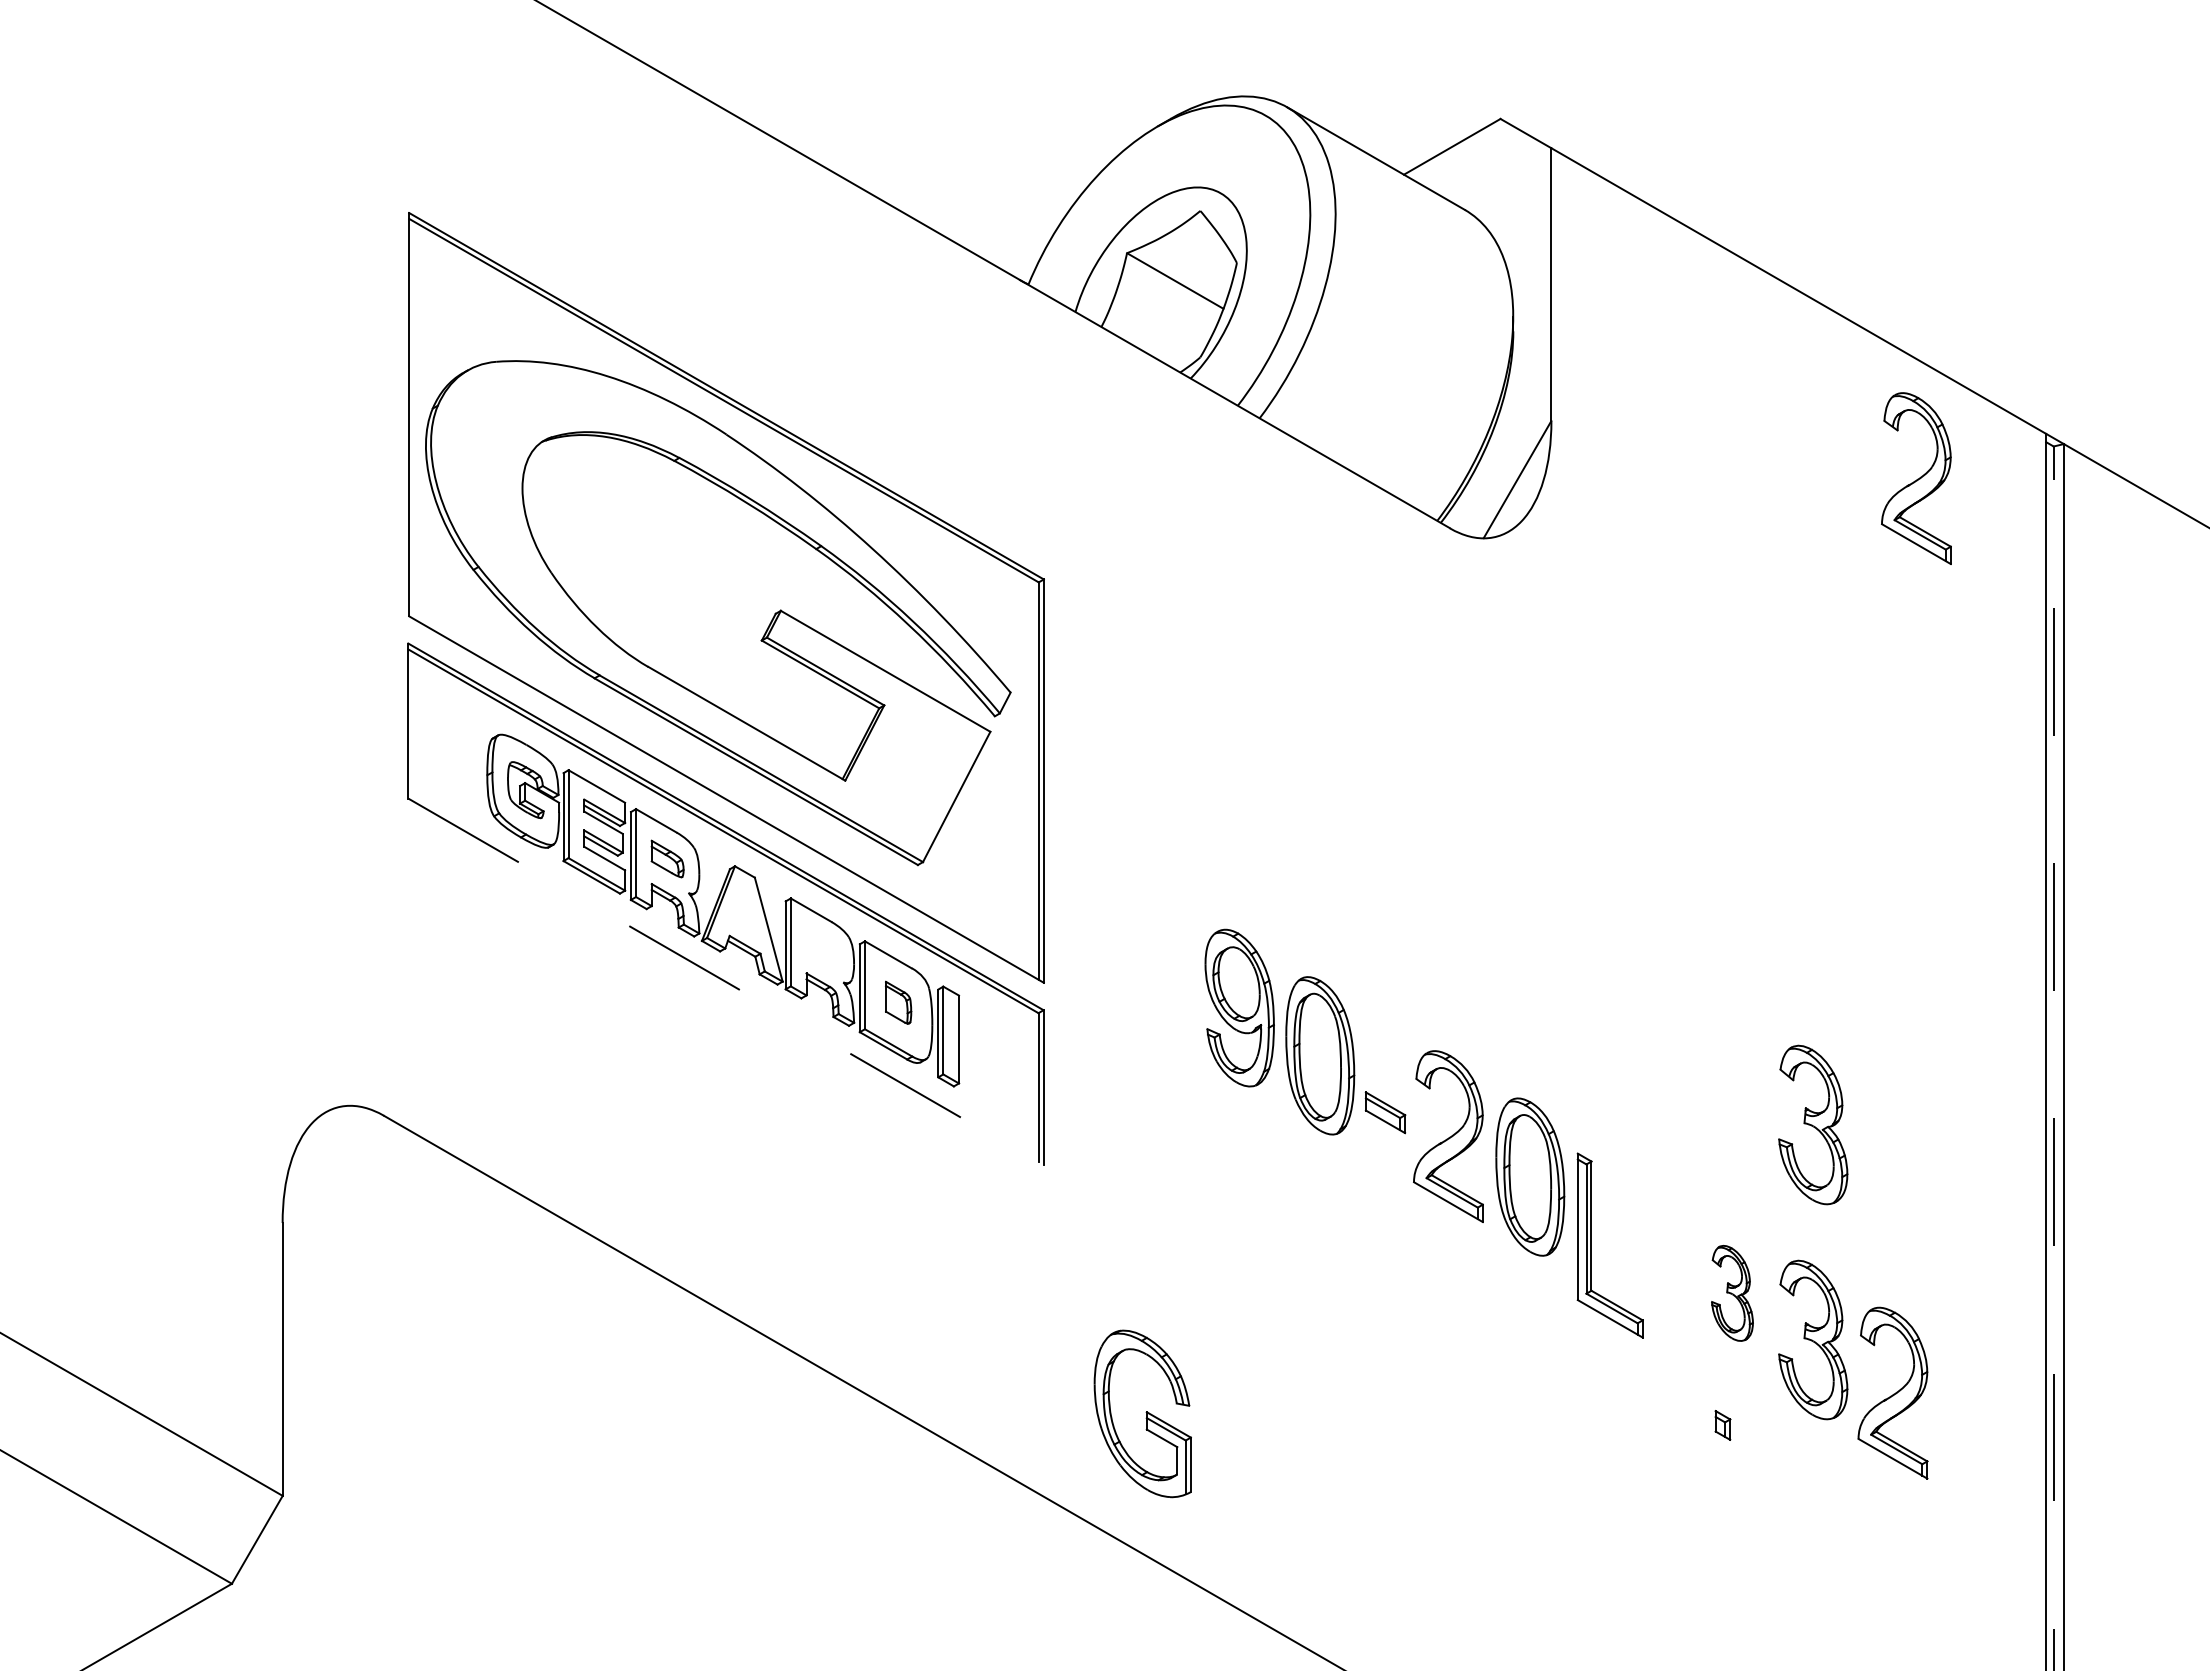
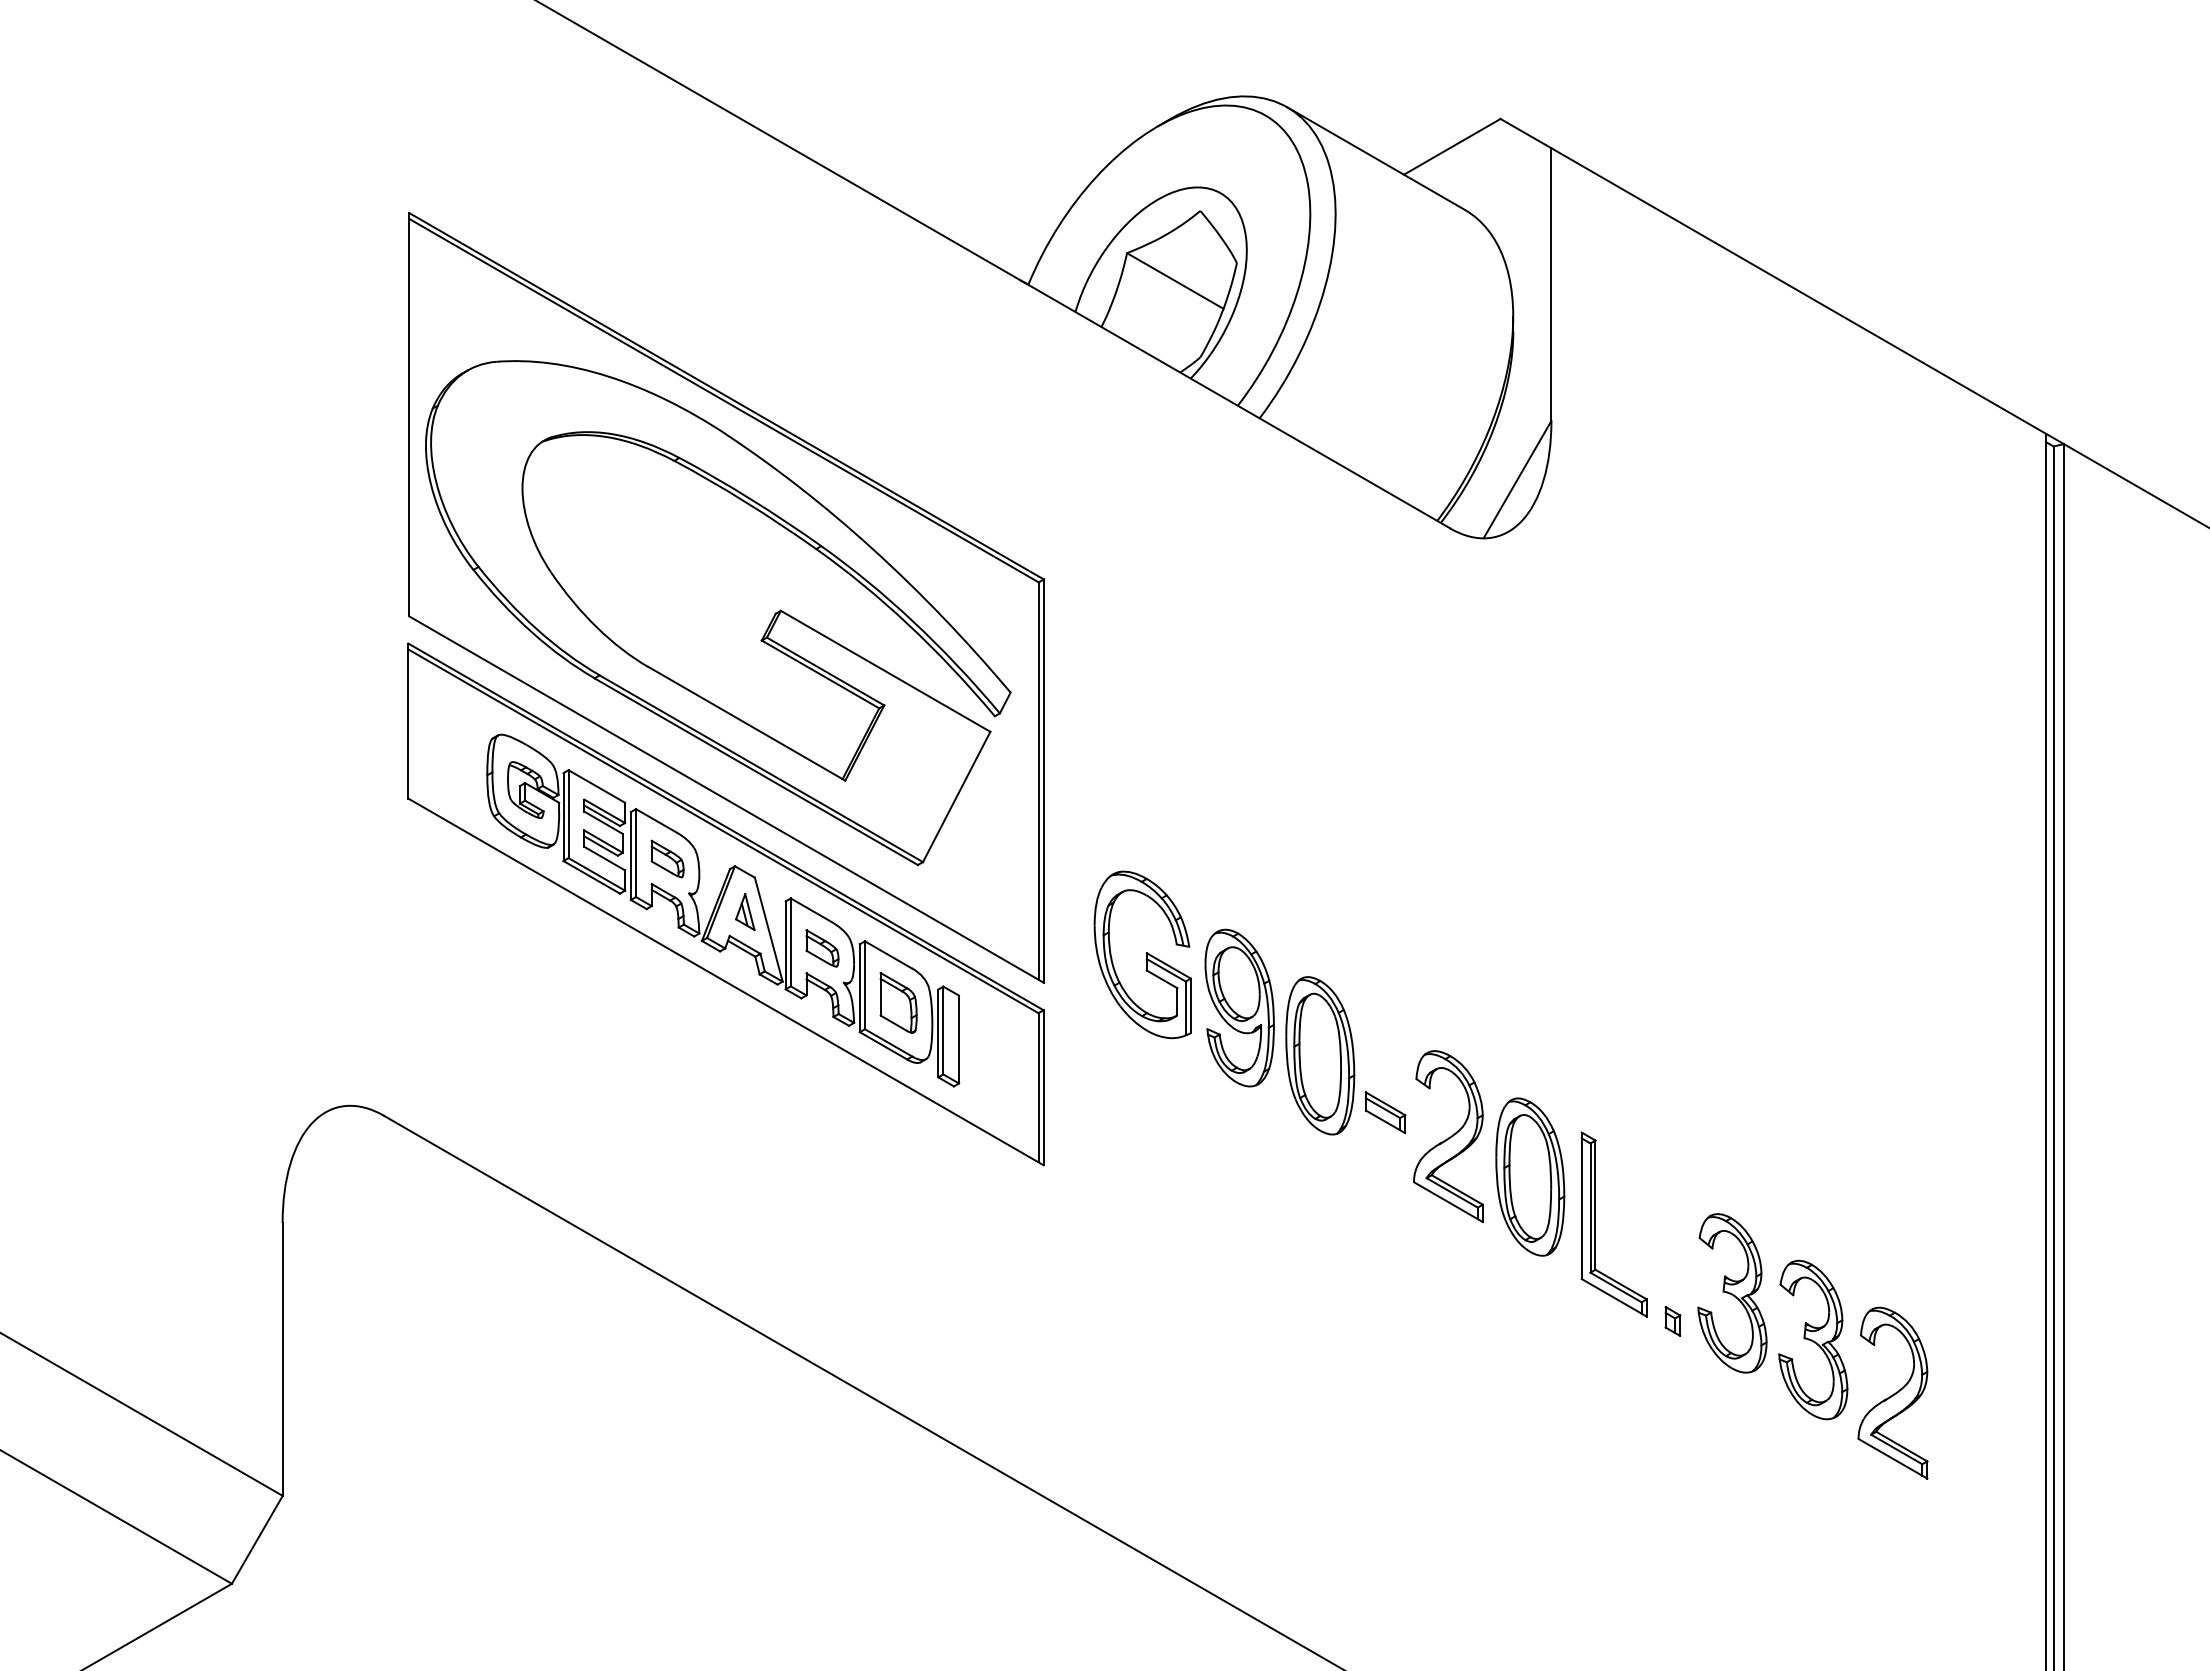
part: present -> none (1916, 478)
part: none -> present (745, 911)
part: none -> present (822, 948)
line: dashed -> solid (725, 981)
part size: 28x45 px -> 39x63 px (898, 1002)
line: dashed -> solid (2053, 1058)
part: present -> none (1813, 1124)
part position: (1591, 1245) -> (1595, 1224) (1595, 1224)
part size: 43x97 px -> 71x161 px (1732, 1293)
part position: (1142, 1413) -> (1142, 954) (1142, 954)
part position: (1722, 1425) -> (1672, 1321) (1672, 1321)
